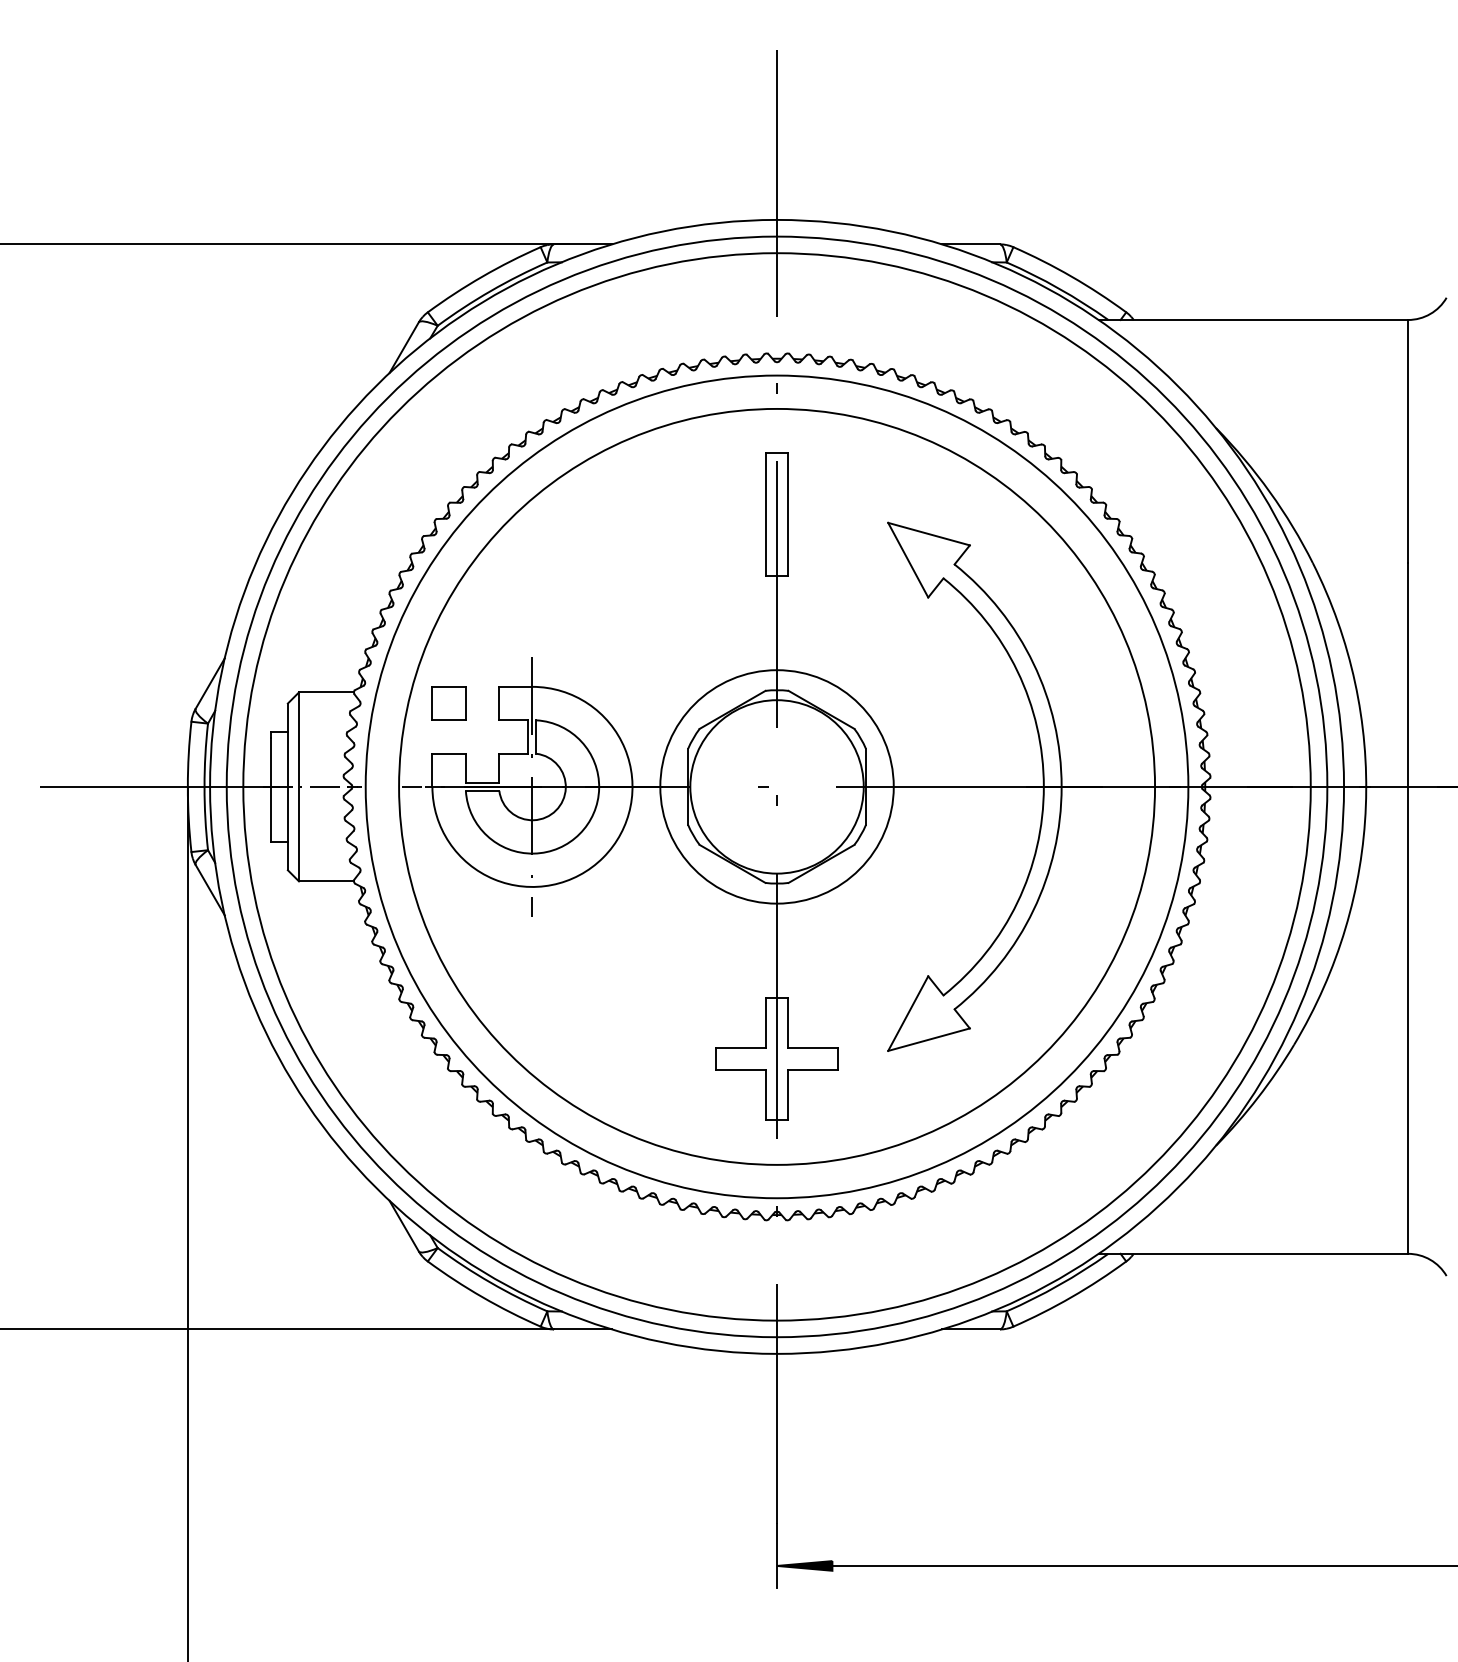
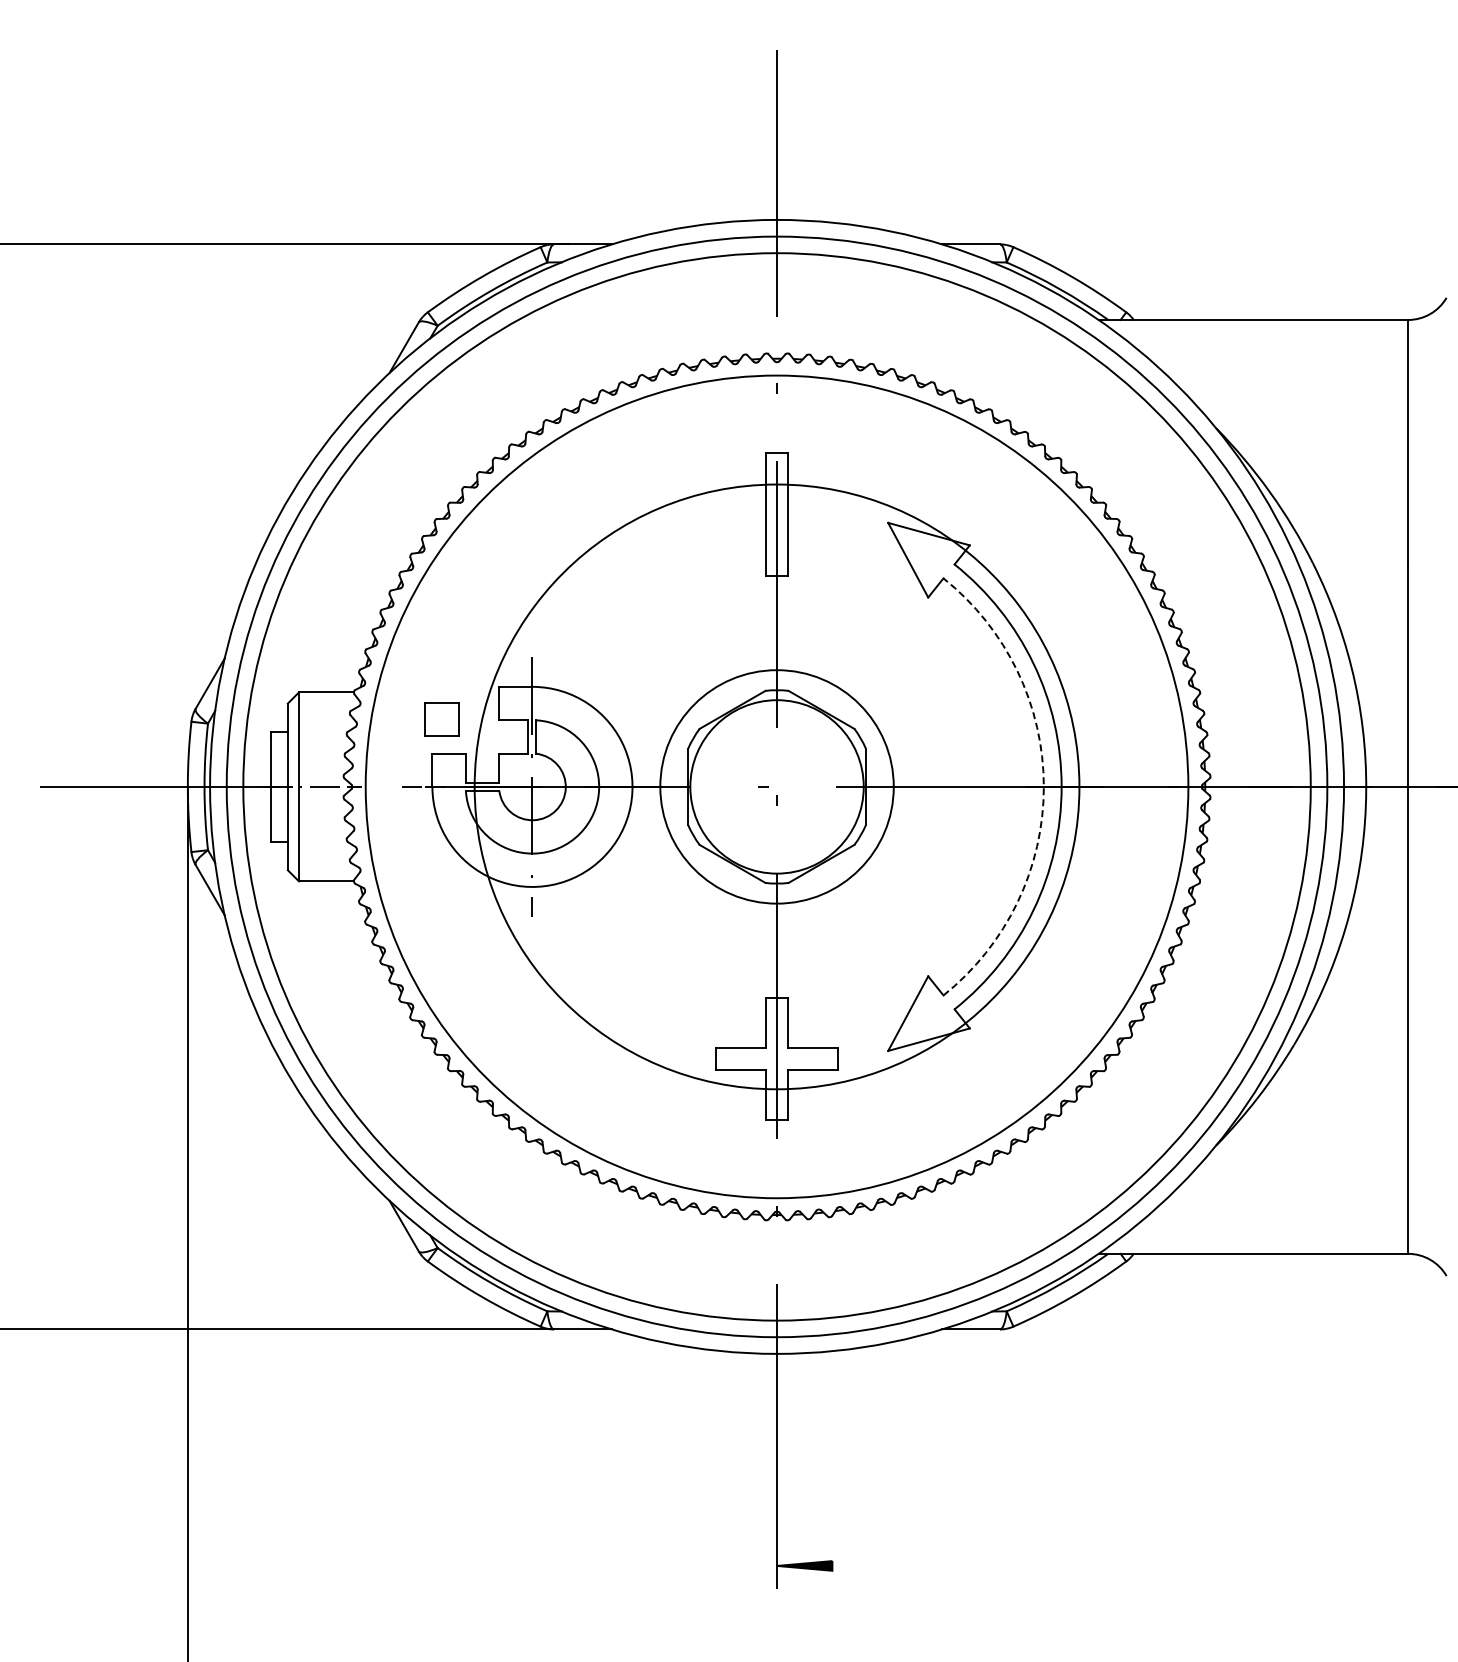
part position: (448, 703) -> (441, 719) (441, 719)
circle diameter: 756 px -> 605 px (776, 786)
arc: solid -> dashed (1043, 786)
line: present -> none (1143, 1565)
